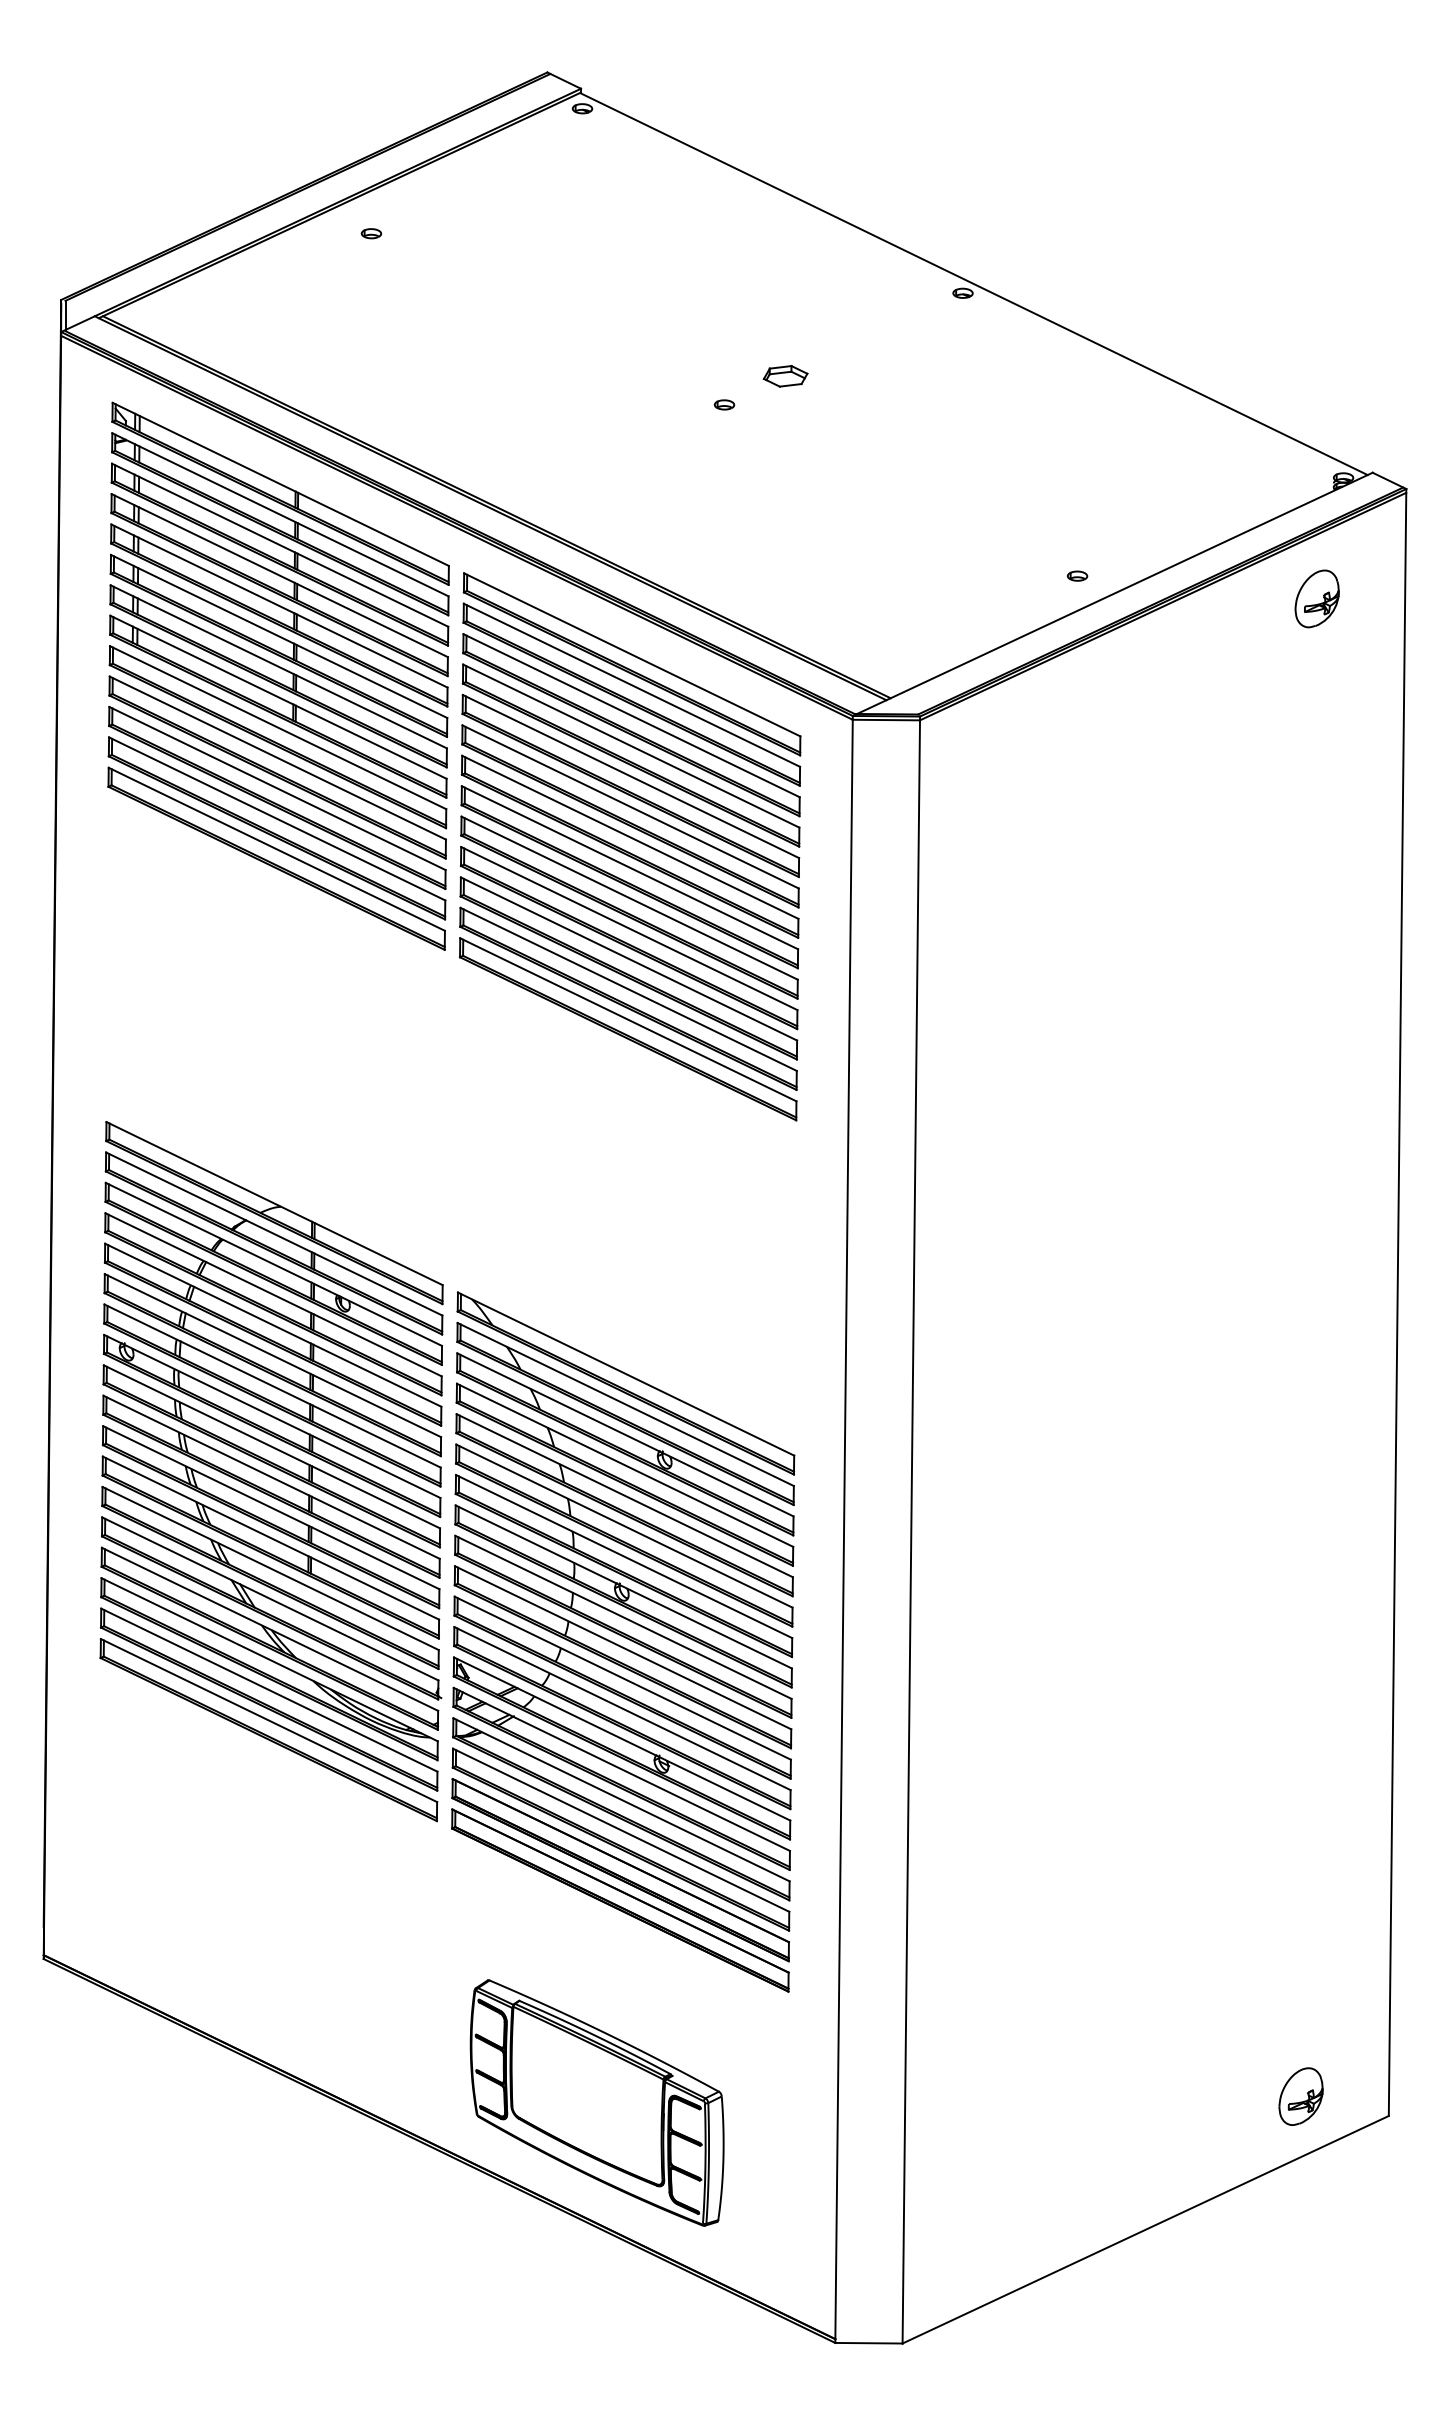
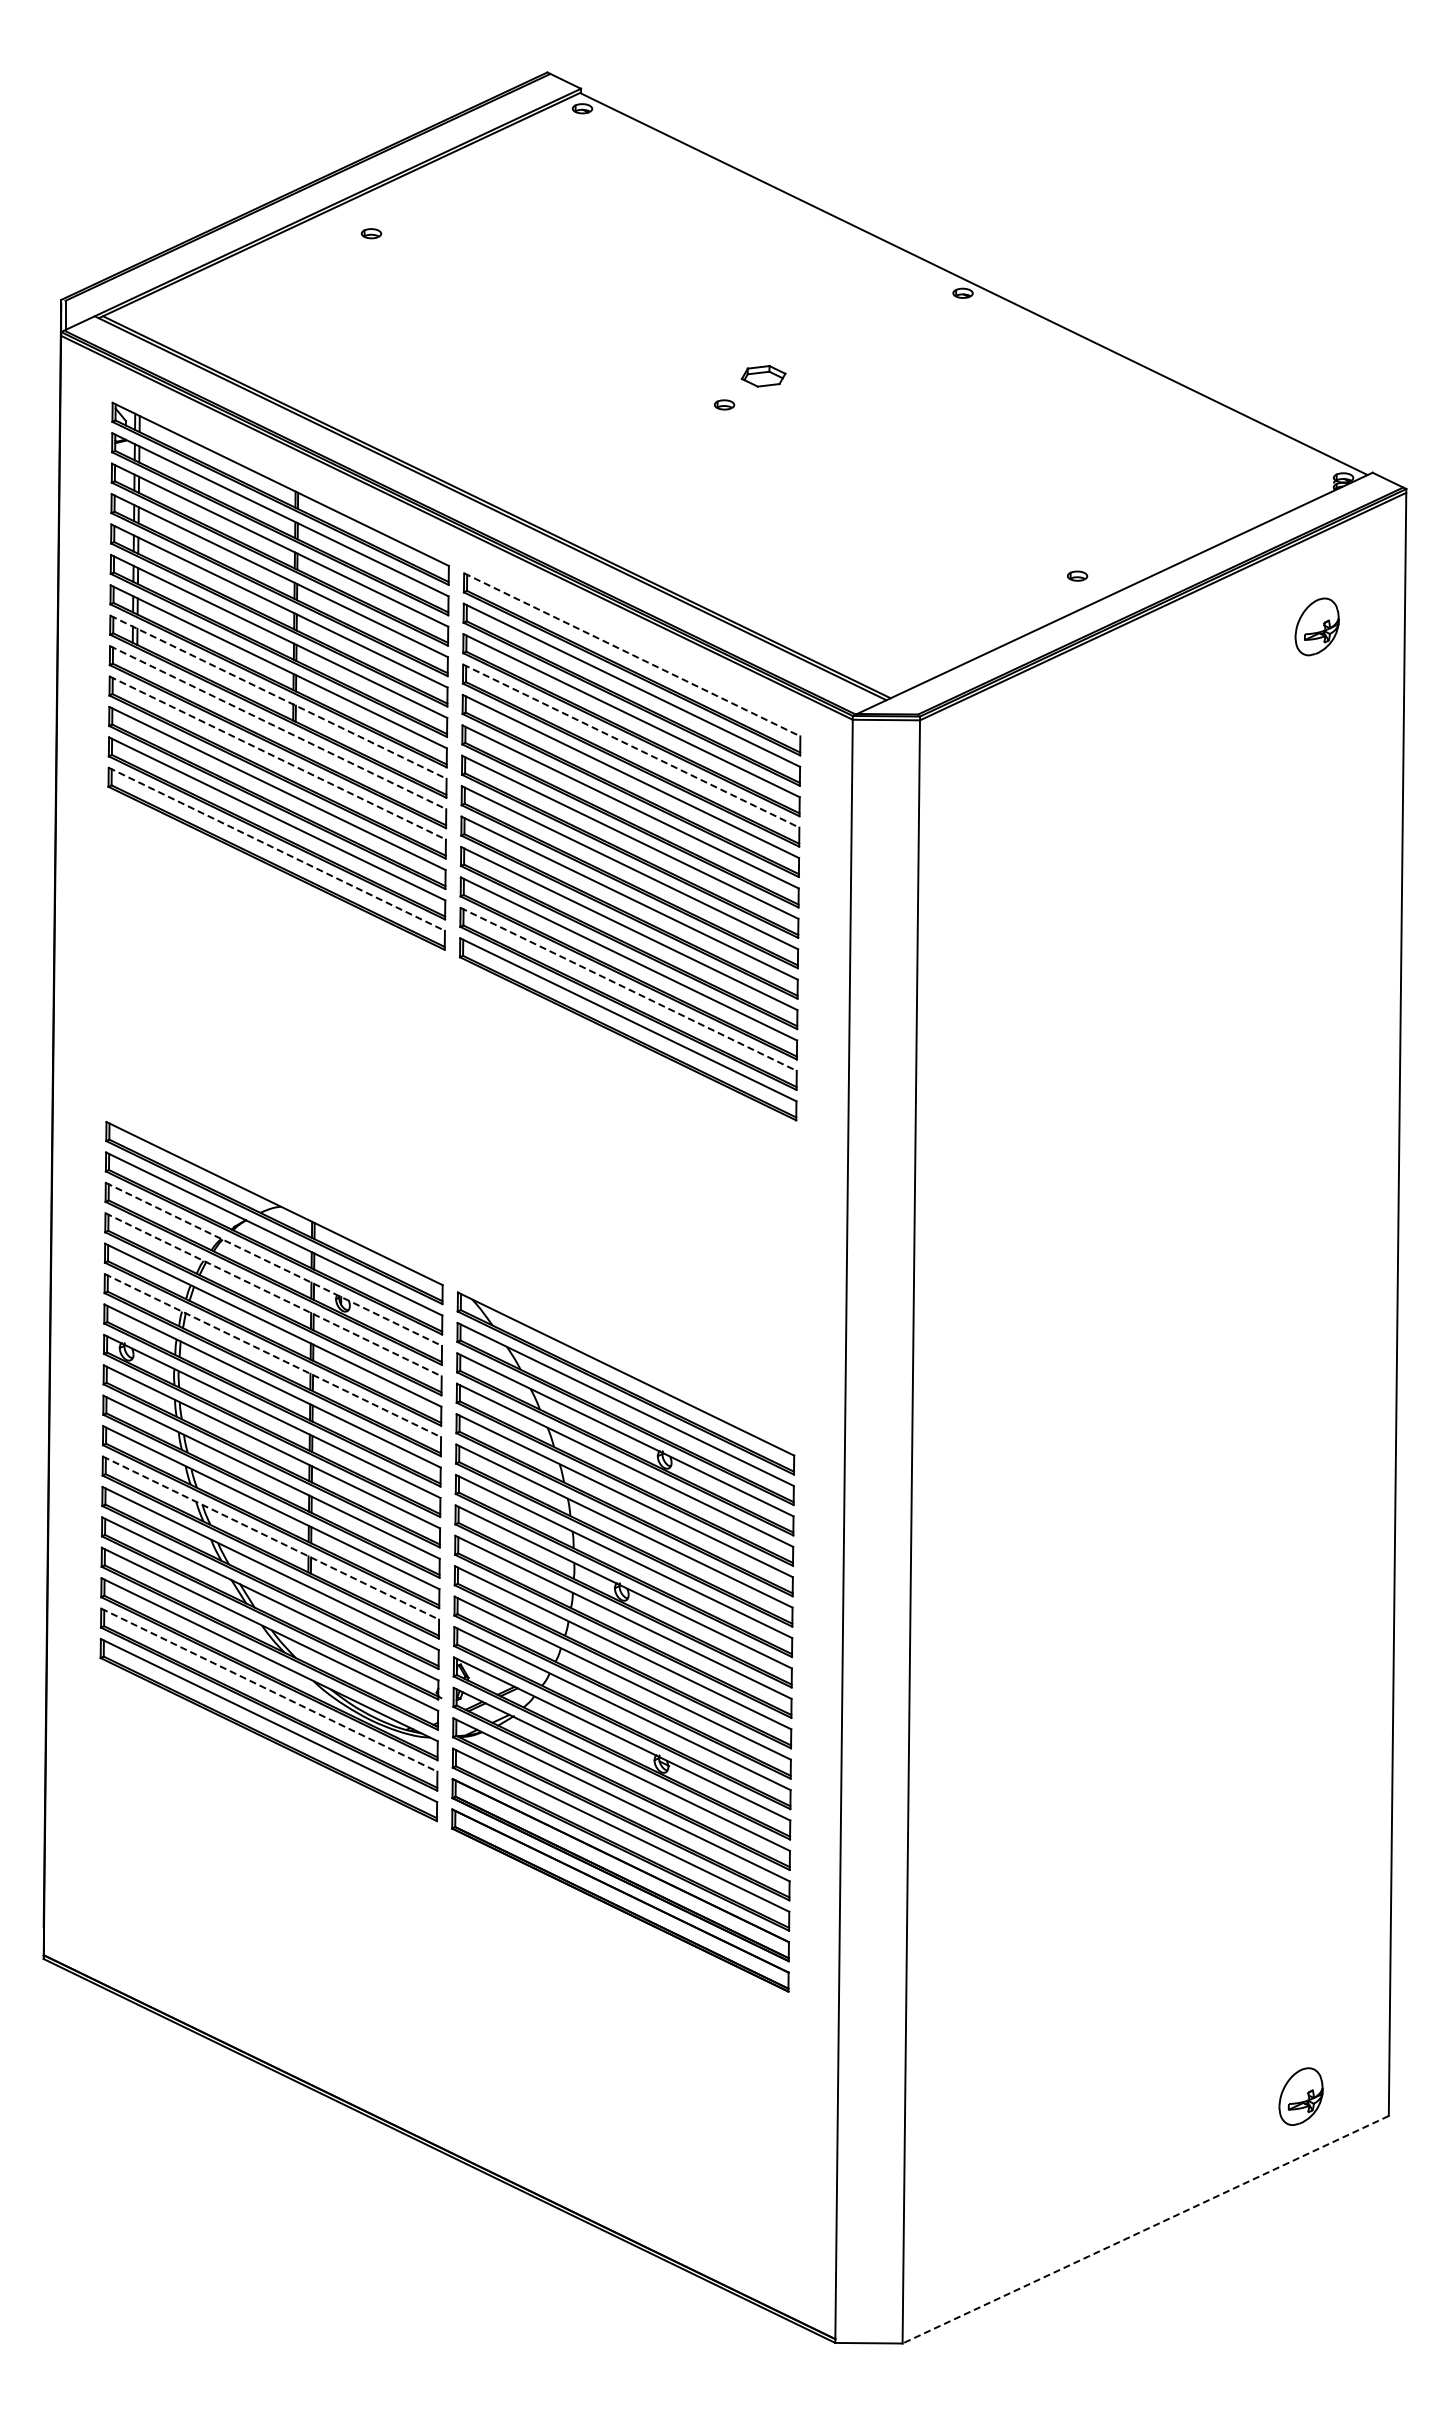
part position: (785, 376) -> (763, 376) (763, 376)
part position: (1316, 598) -> (1316, 626) (1316, 626)
line: solid -> dashed (632, 654)
line: solid -> dashed (278, 697)
line: solid -> dashed (278, 727)
line: solid -> dashed (631, 746)
line: solid -> dashed (277, 758)
line: solid -> dashed (276, 849)
line: solid -> dashed (628, 989)
line: solid -> dashed (273, 1264)
line: solid -> dashed (273, 1294)
line: solid -> dashed (272, 1355)
line: solid -> dashed (270, 1538)
line: solid -> dashed (269, 1690)
part: present -> none (596, 2102)
line: solid -> dashed (1145, 2229)
